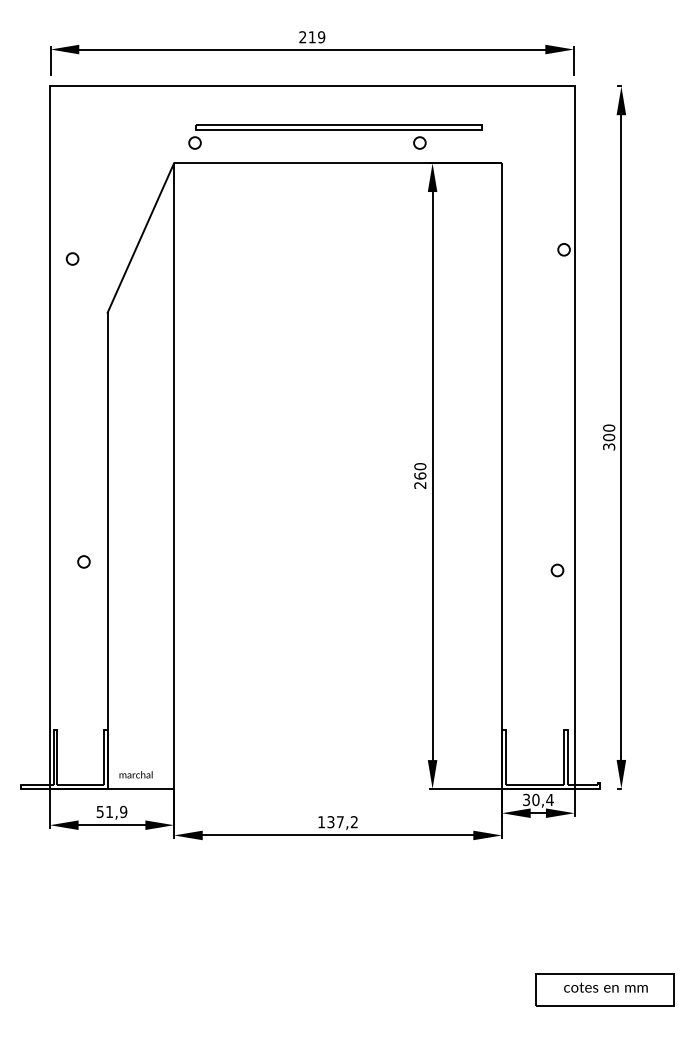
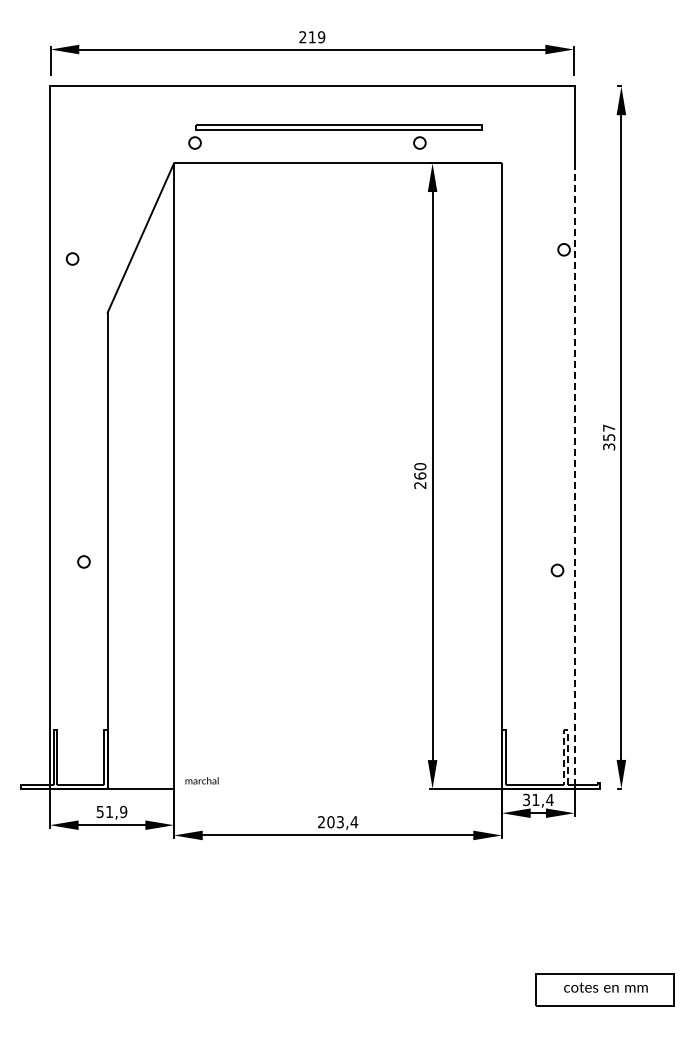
text: 300 -> 357 (609, 432)
line: solid -> dashed (574, 474)
line: solid -> dashed (565, 730)
text position: (135, 774) -> (201, 780) (201, 780)
text: 30,4 -> 31,4 (535, 799)
text: 137,2 -> 203,4 (338, 822)
